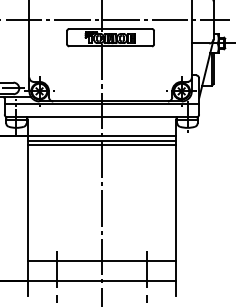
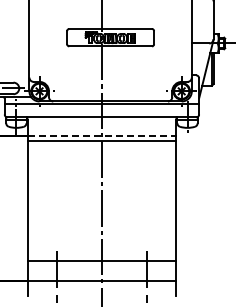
line: present -> none (115, 20)
line: solid -> dashed (101, 136)
line: present -> none (101, 145)
